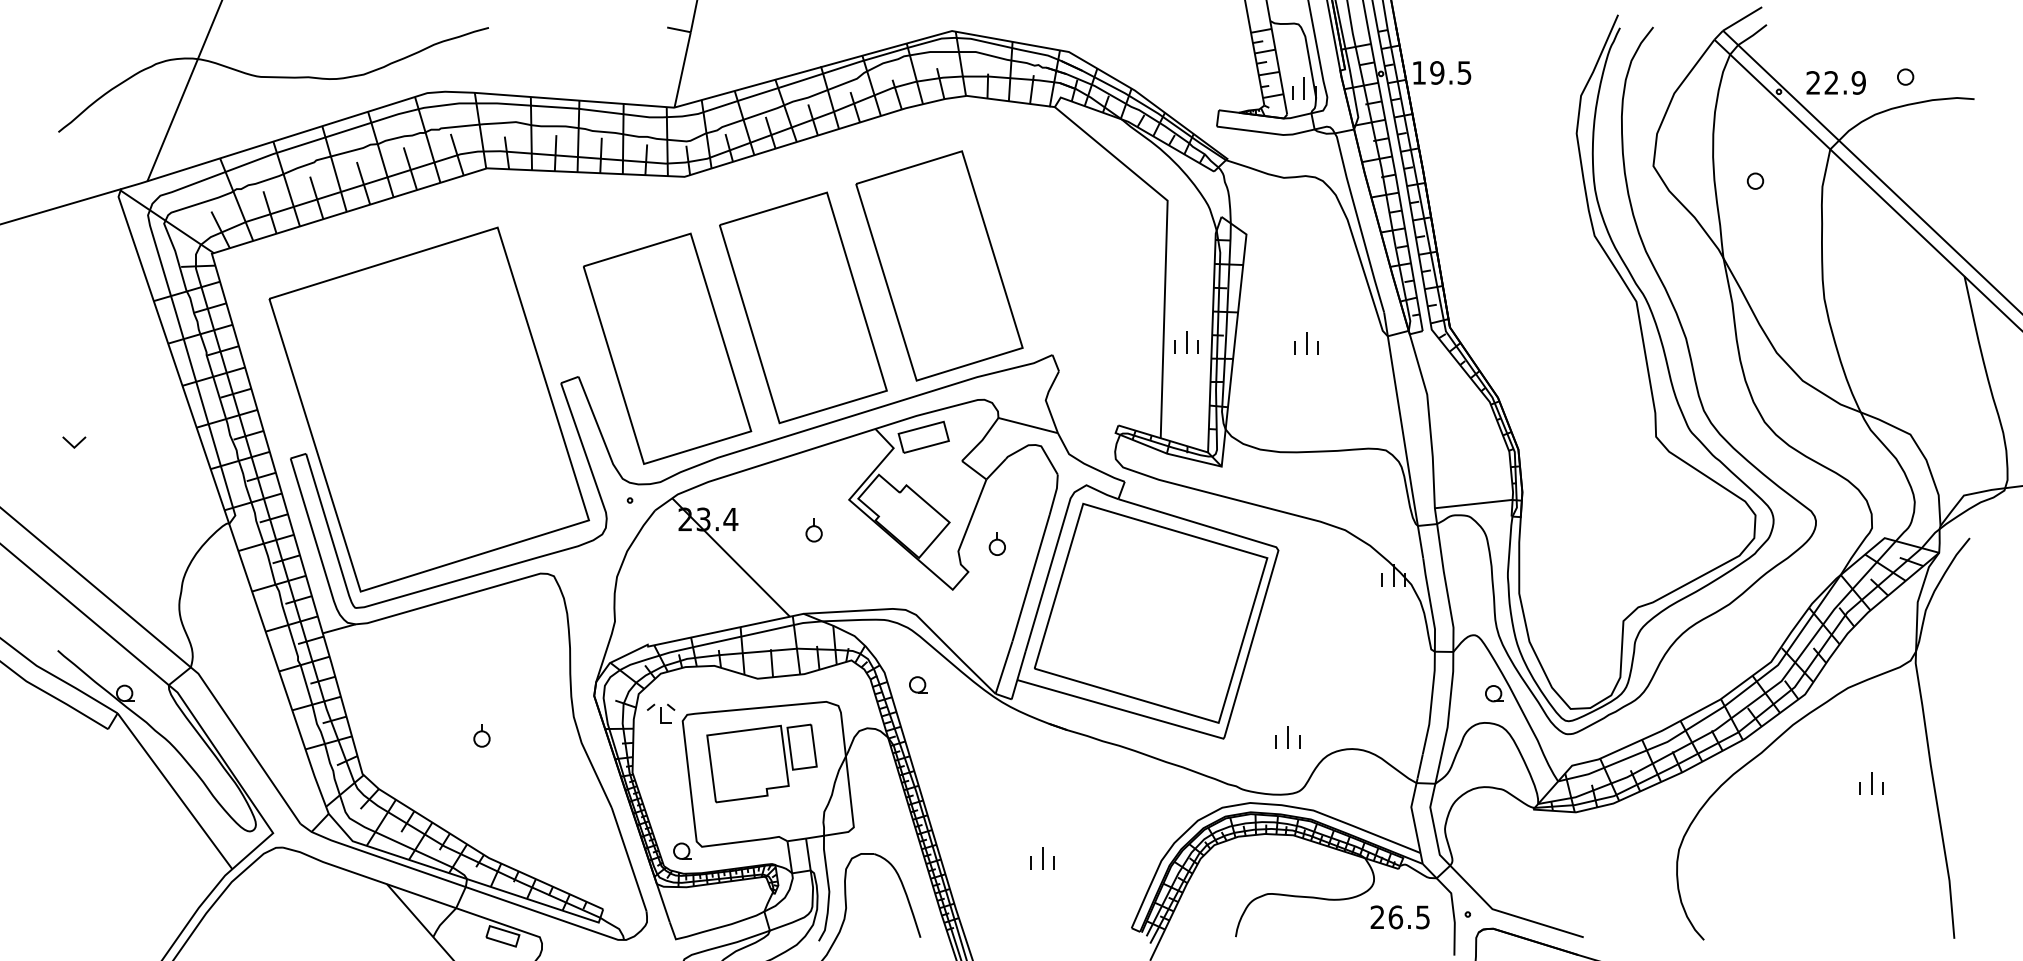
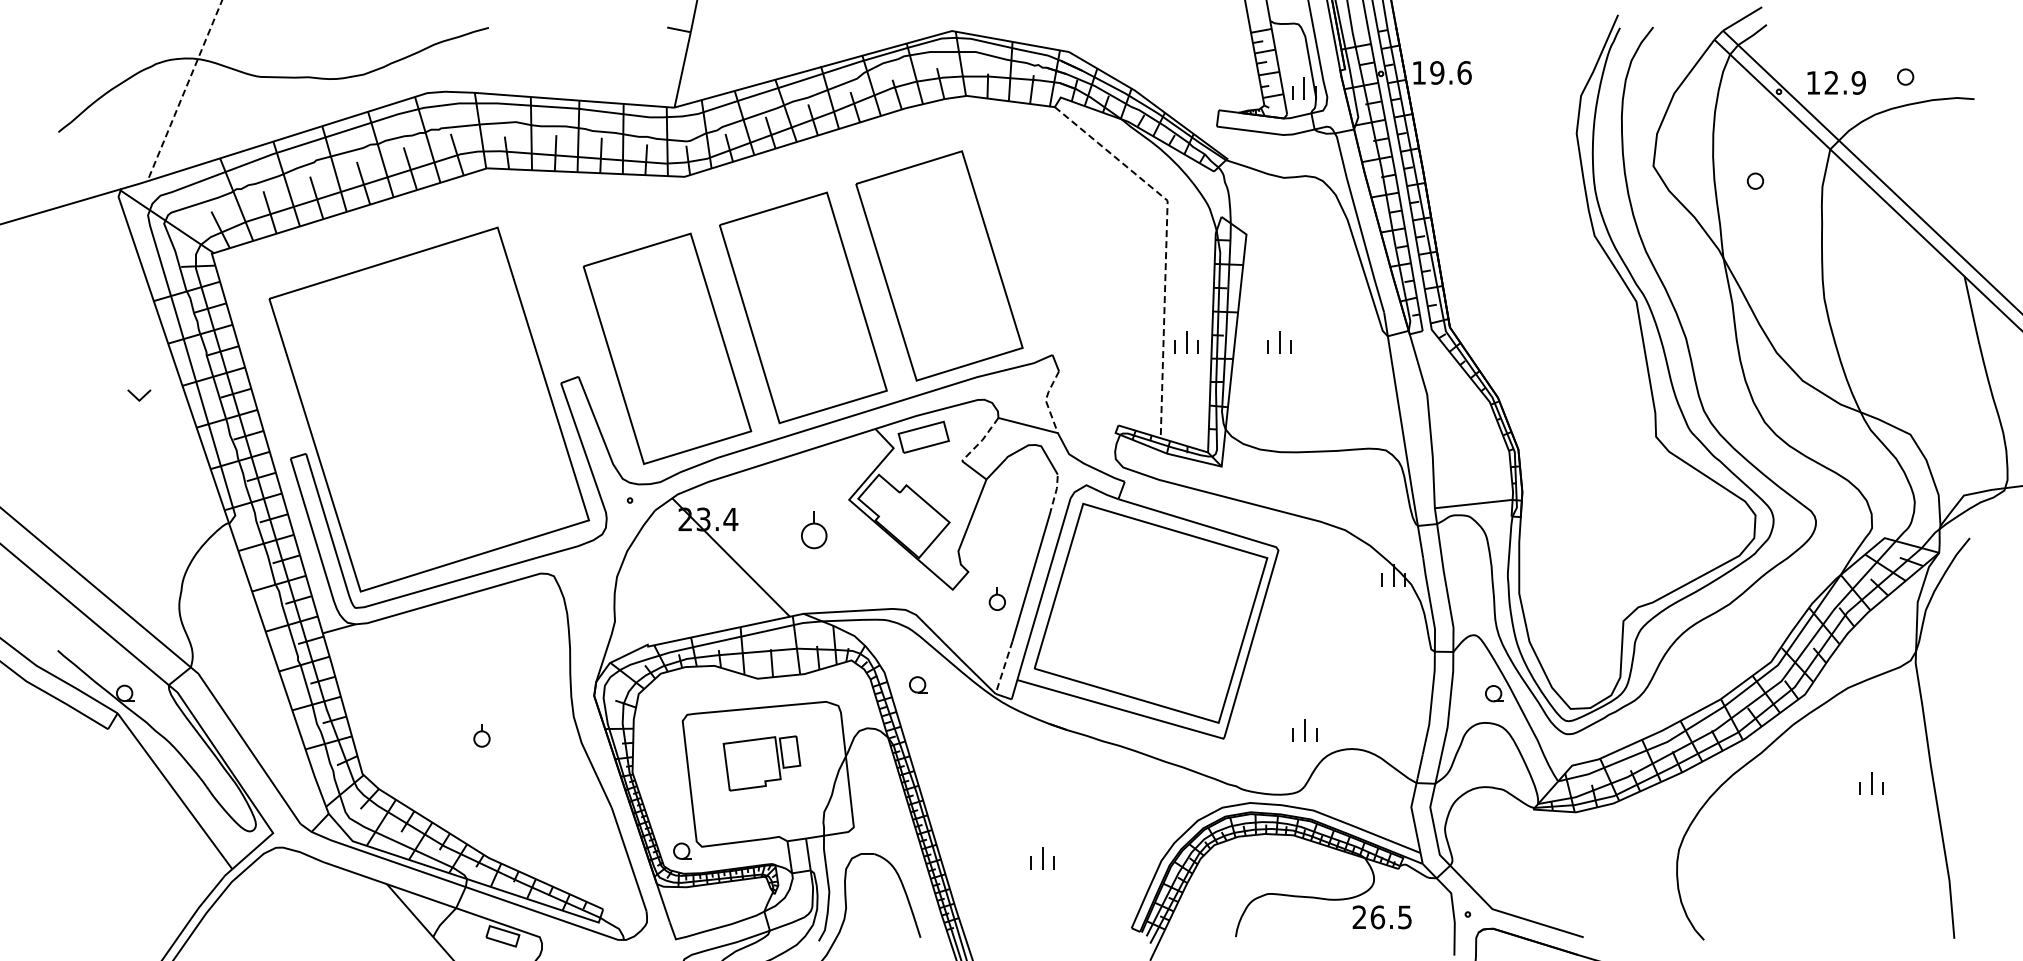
text: 19.5 -> 19.6 (1464, 72)
text: 22.9 -> 12.9 (1812, 82)
line: solid -> dashed (185, 90)
line: solid -> dashed (1166, 245)
part position: (1306, 343) -> (1279, 342) (1279, 342)
line: solid -> dashed (1045, 400)
line: solid -> dashed (981, 440)
part position: (74, 442) -> (139, 395) (139, 395)
line: solid -> dashed (1055, 494)
part size: 18x25 px -> 27x39 px (814, 530)
part position: (996, 543) -> (996, 598) (996, 598)
line: solid -> dashed (1004, 667)
part: present -> none (660, 713)
part position: (1287, 737) -> (1304, 730) (1304, 730)
part size: 112x81 px -> 80x57 px (761, 763)
text position: (1399, 917) -> (1381, 917) (1381, 917)
